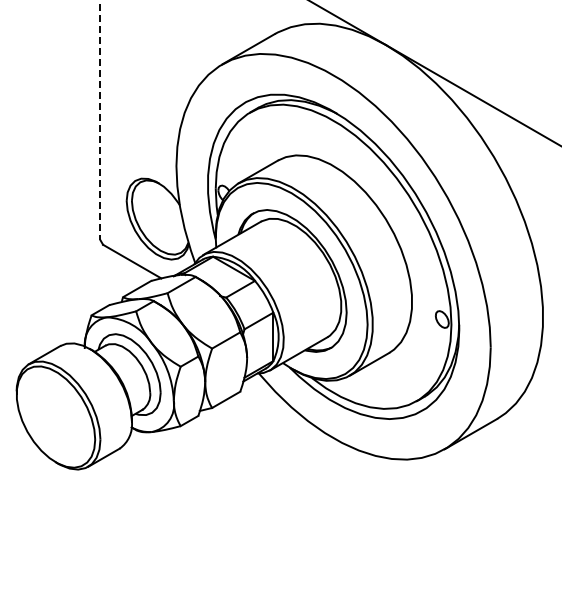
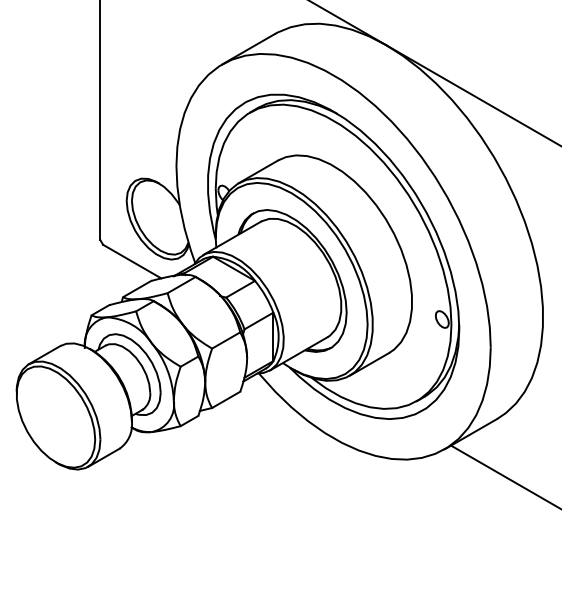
line: dashed -> solid (100, 120)
line: none -> present (504, 476)
